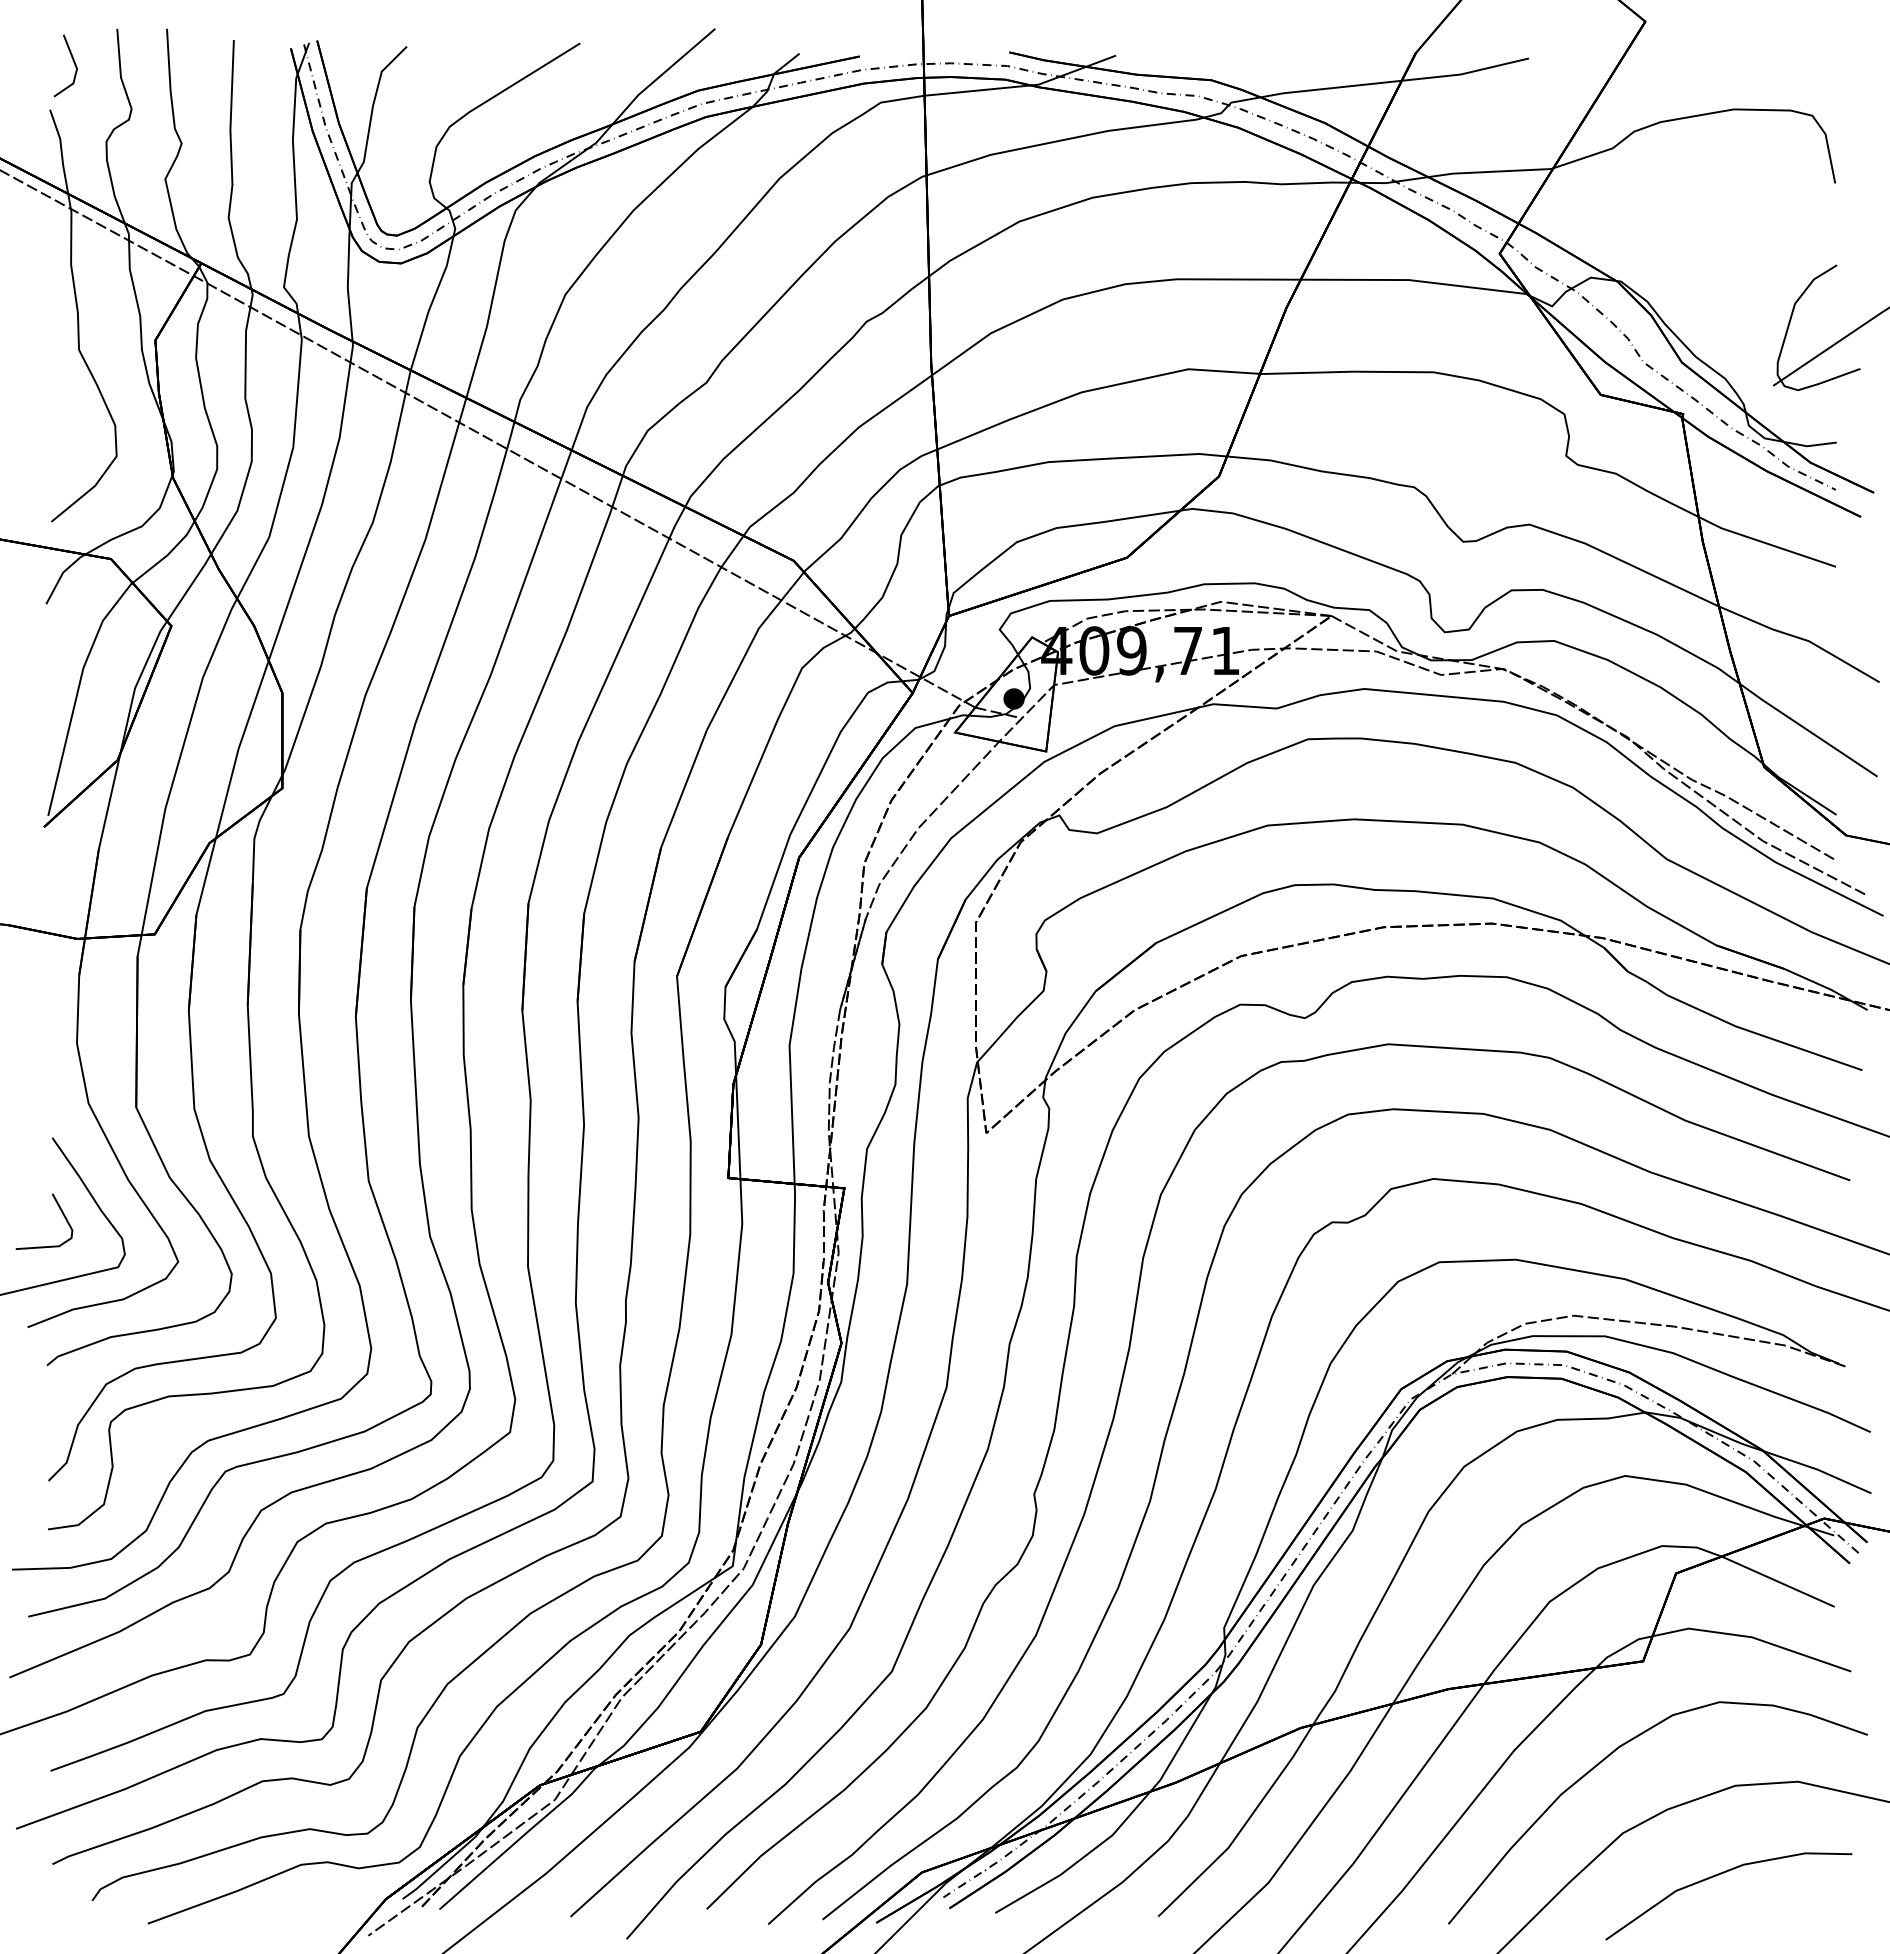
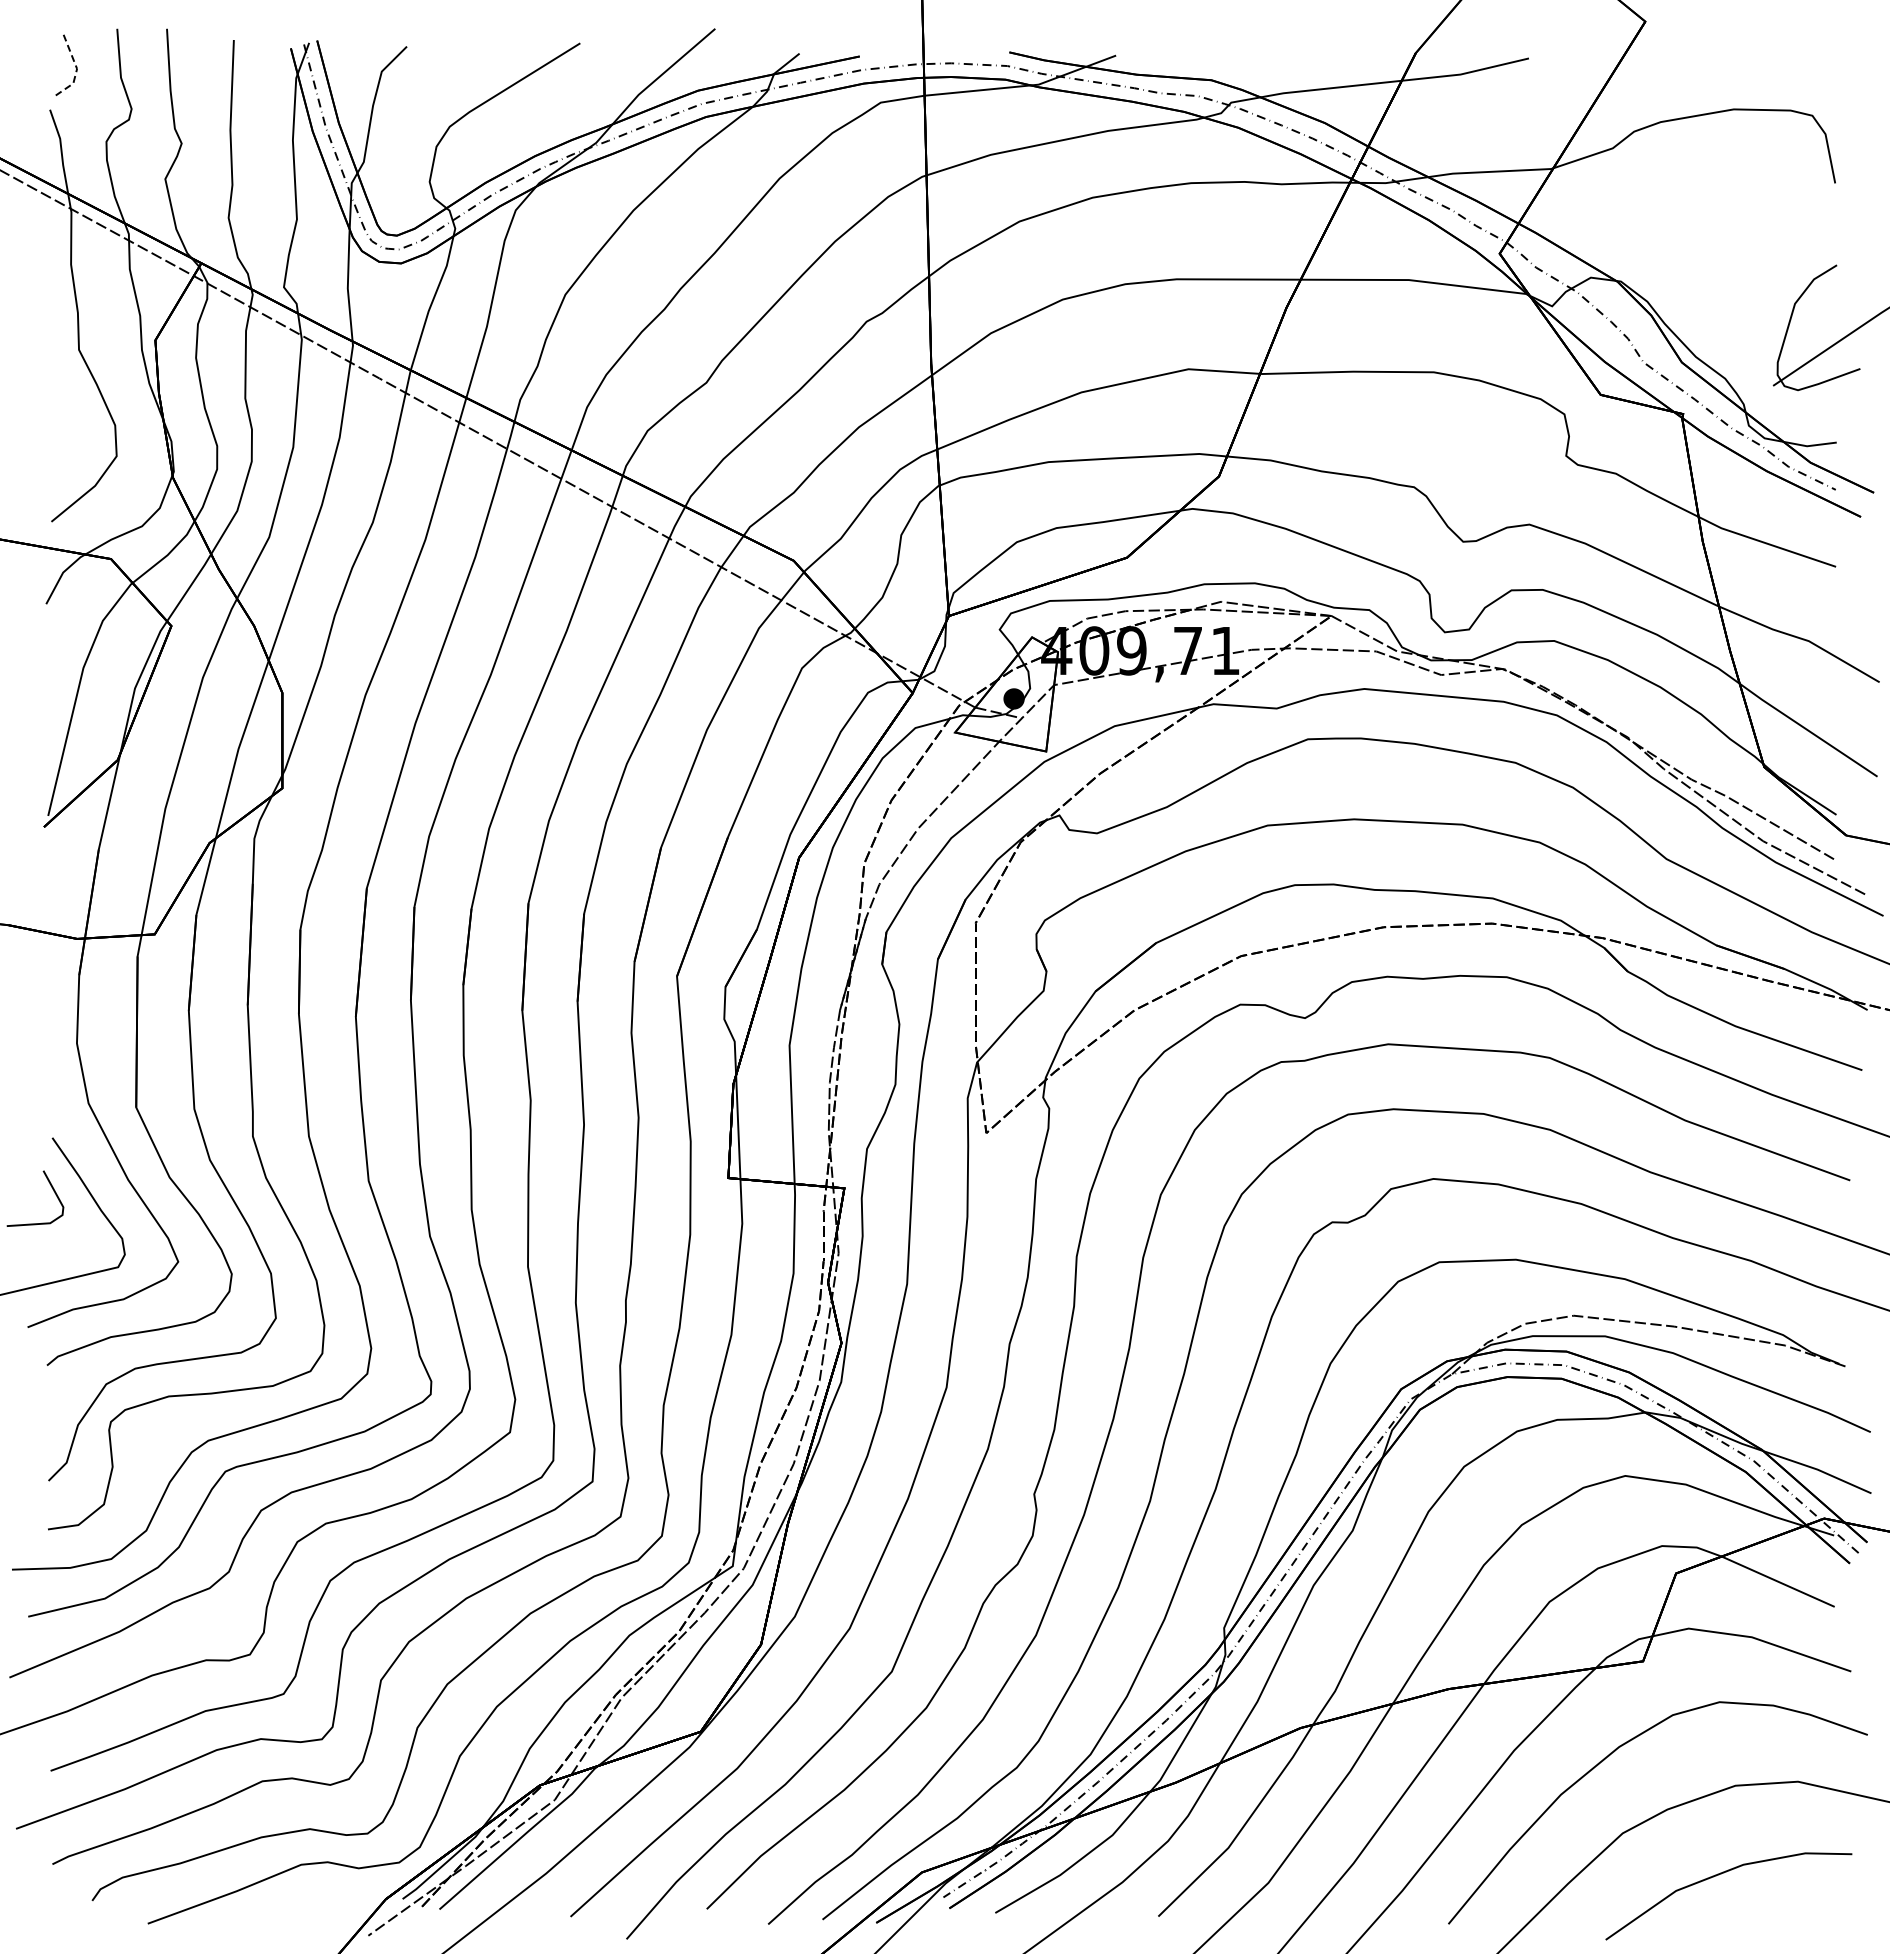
line: solid -> dashed (76, 70)
line position: (61, 1212) -> (52, 1189) (52, 1189)
